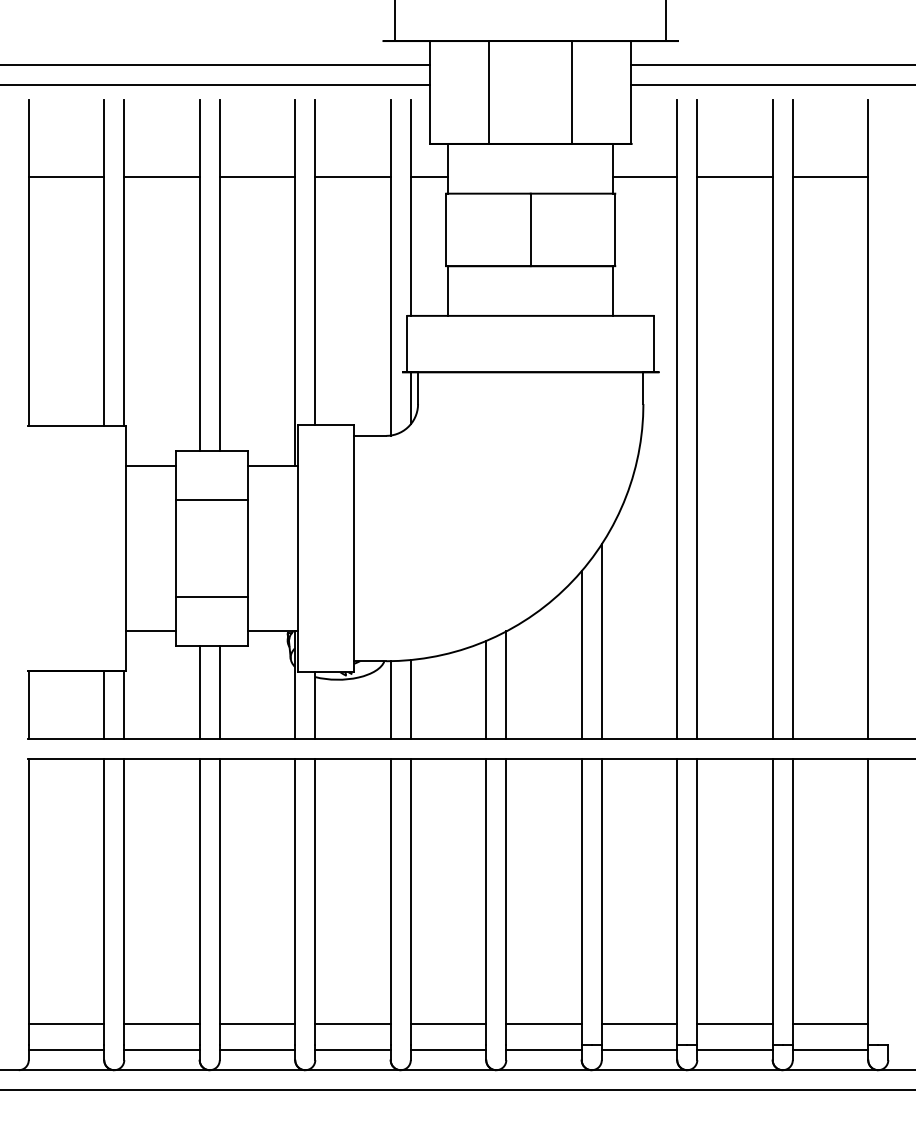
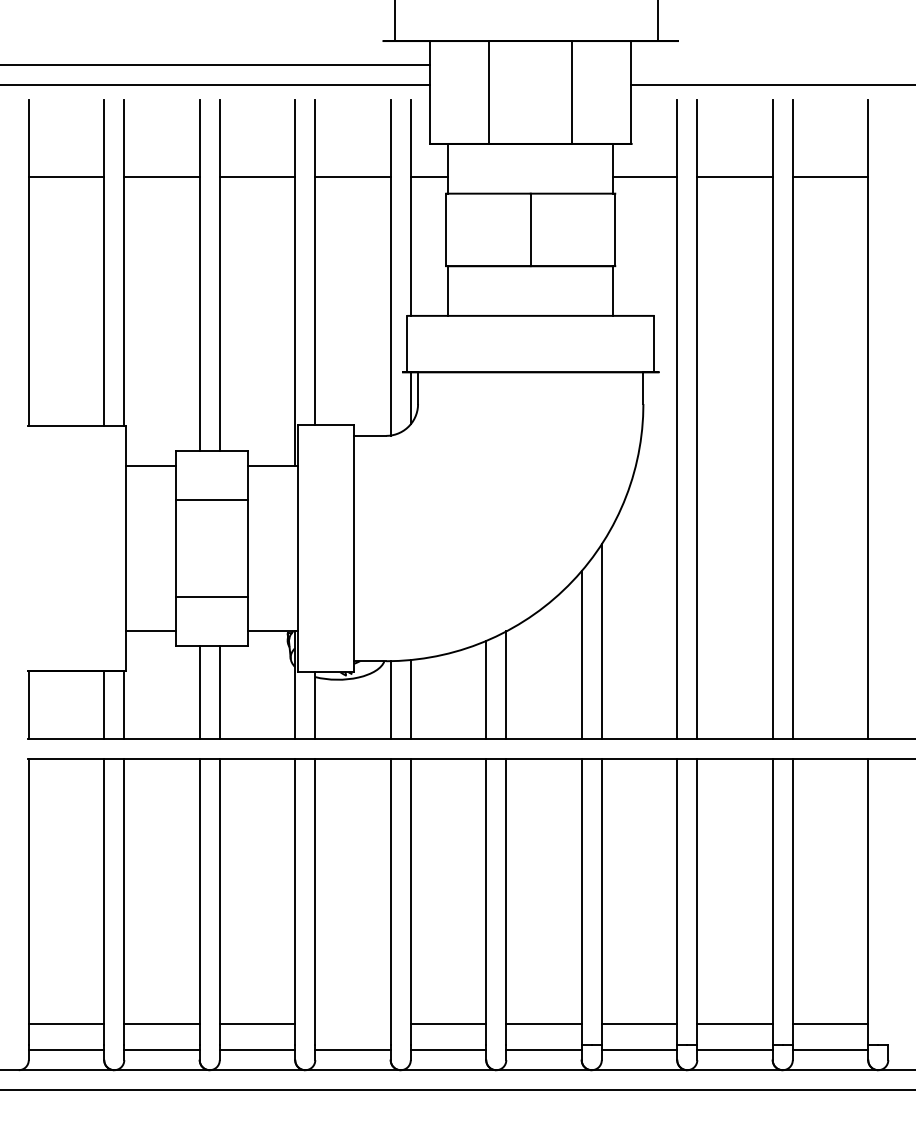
line position: (666, 21) -> (658, 21) (658, 21)
line: present -> none (771, 65)
line: present -> none (352, 1024)
